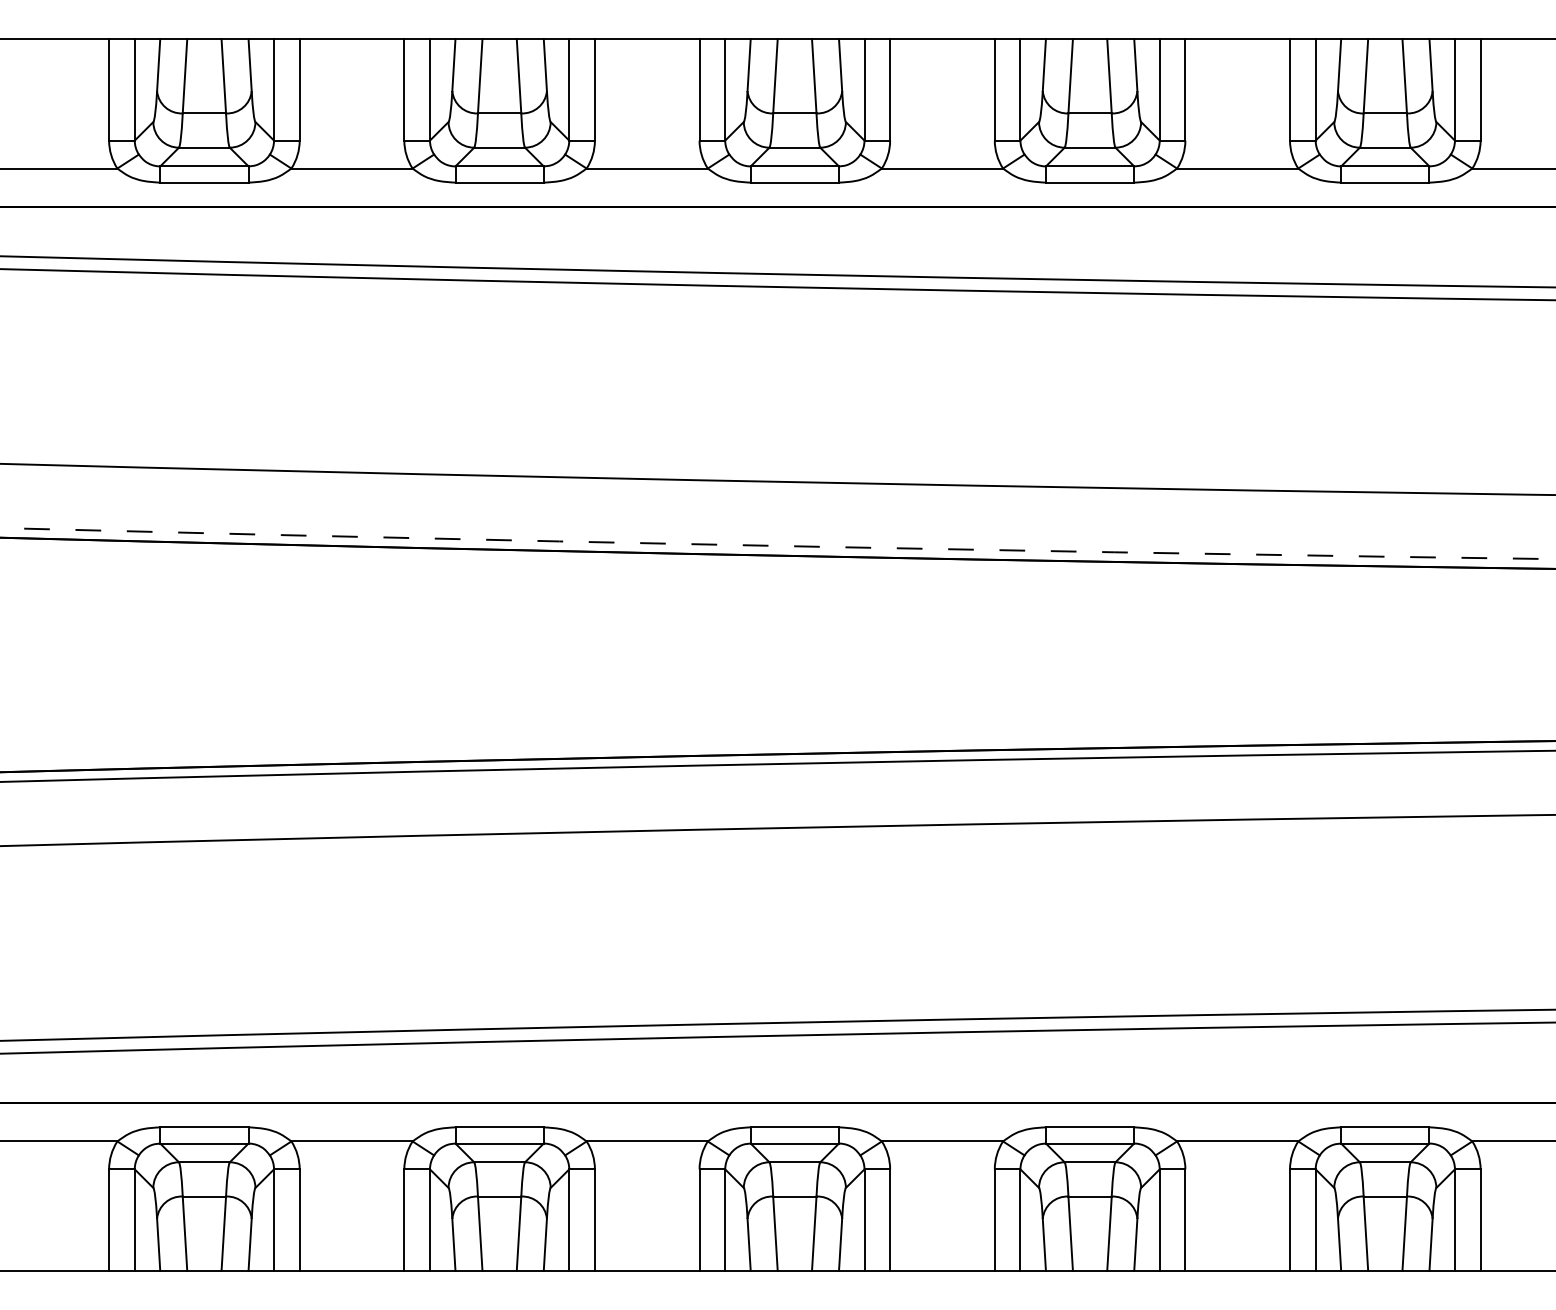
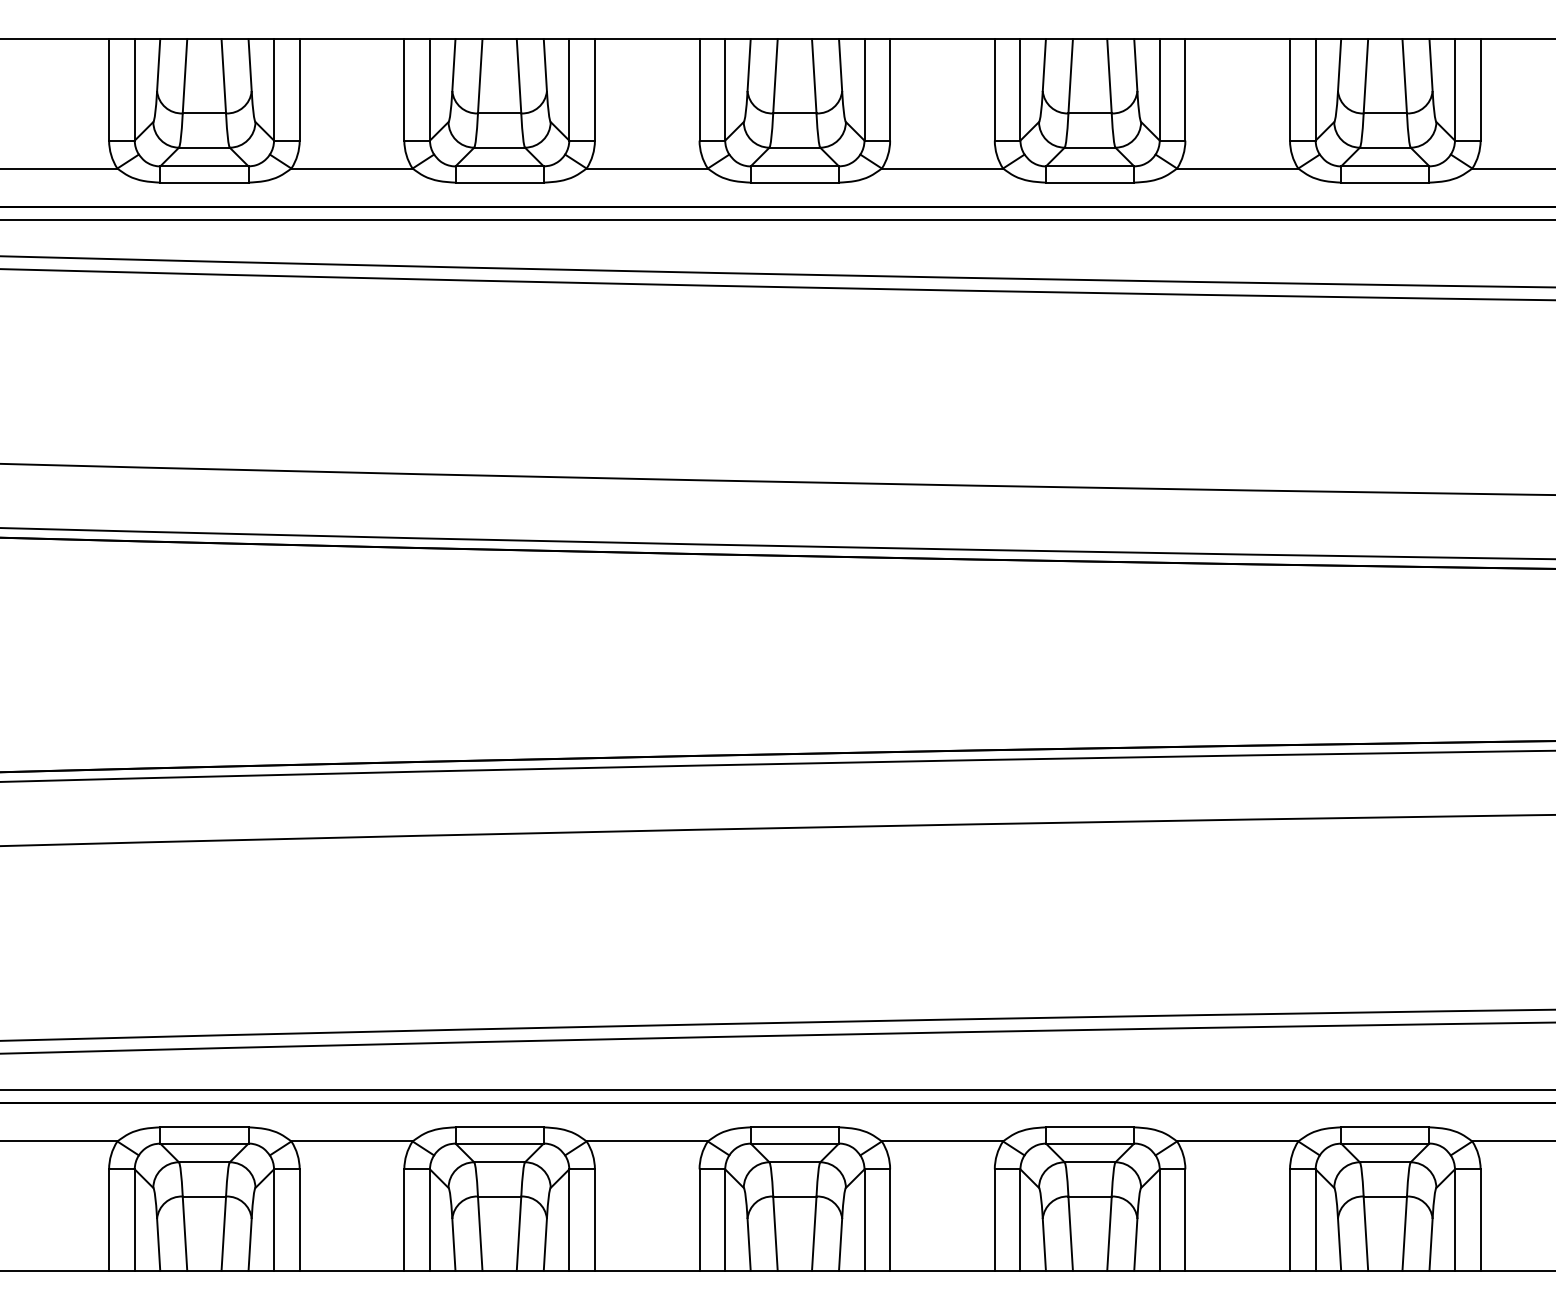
line: none -> present (777, 219)
arc: dashed -> solid (777, 545)
line: none -> present (777, 1090)
